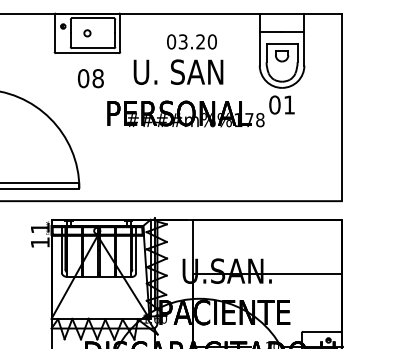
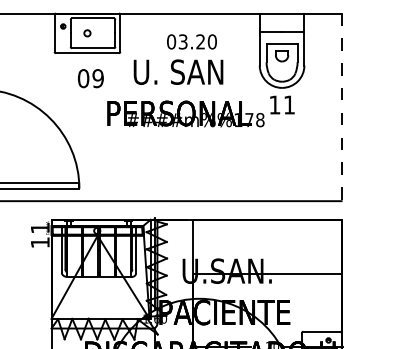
text: 08 -> 09 (97, 78)
text: 01 -> 11 (274, 104)
line: solid -> dashed (341, 107)
